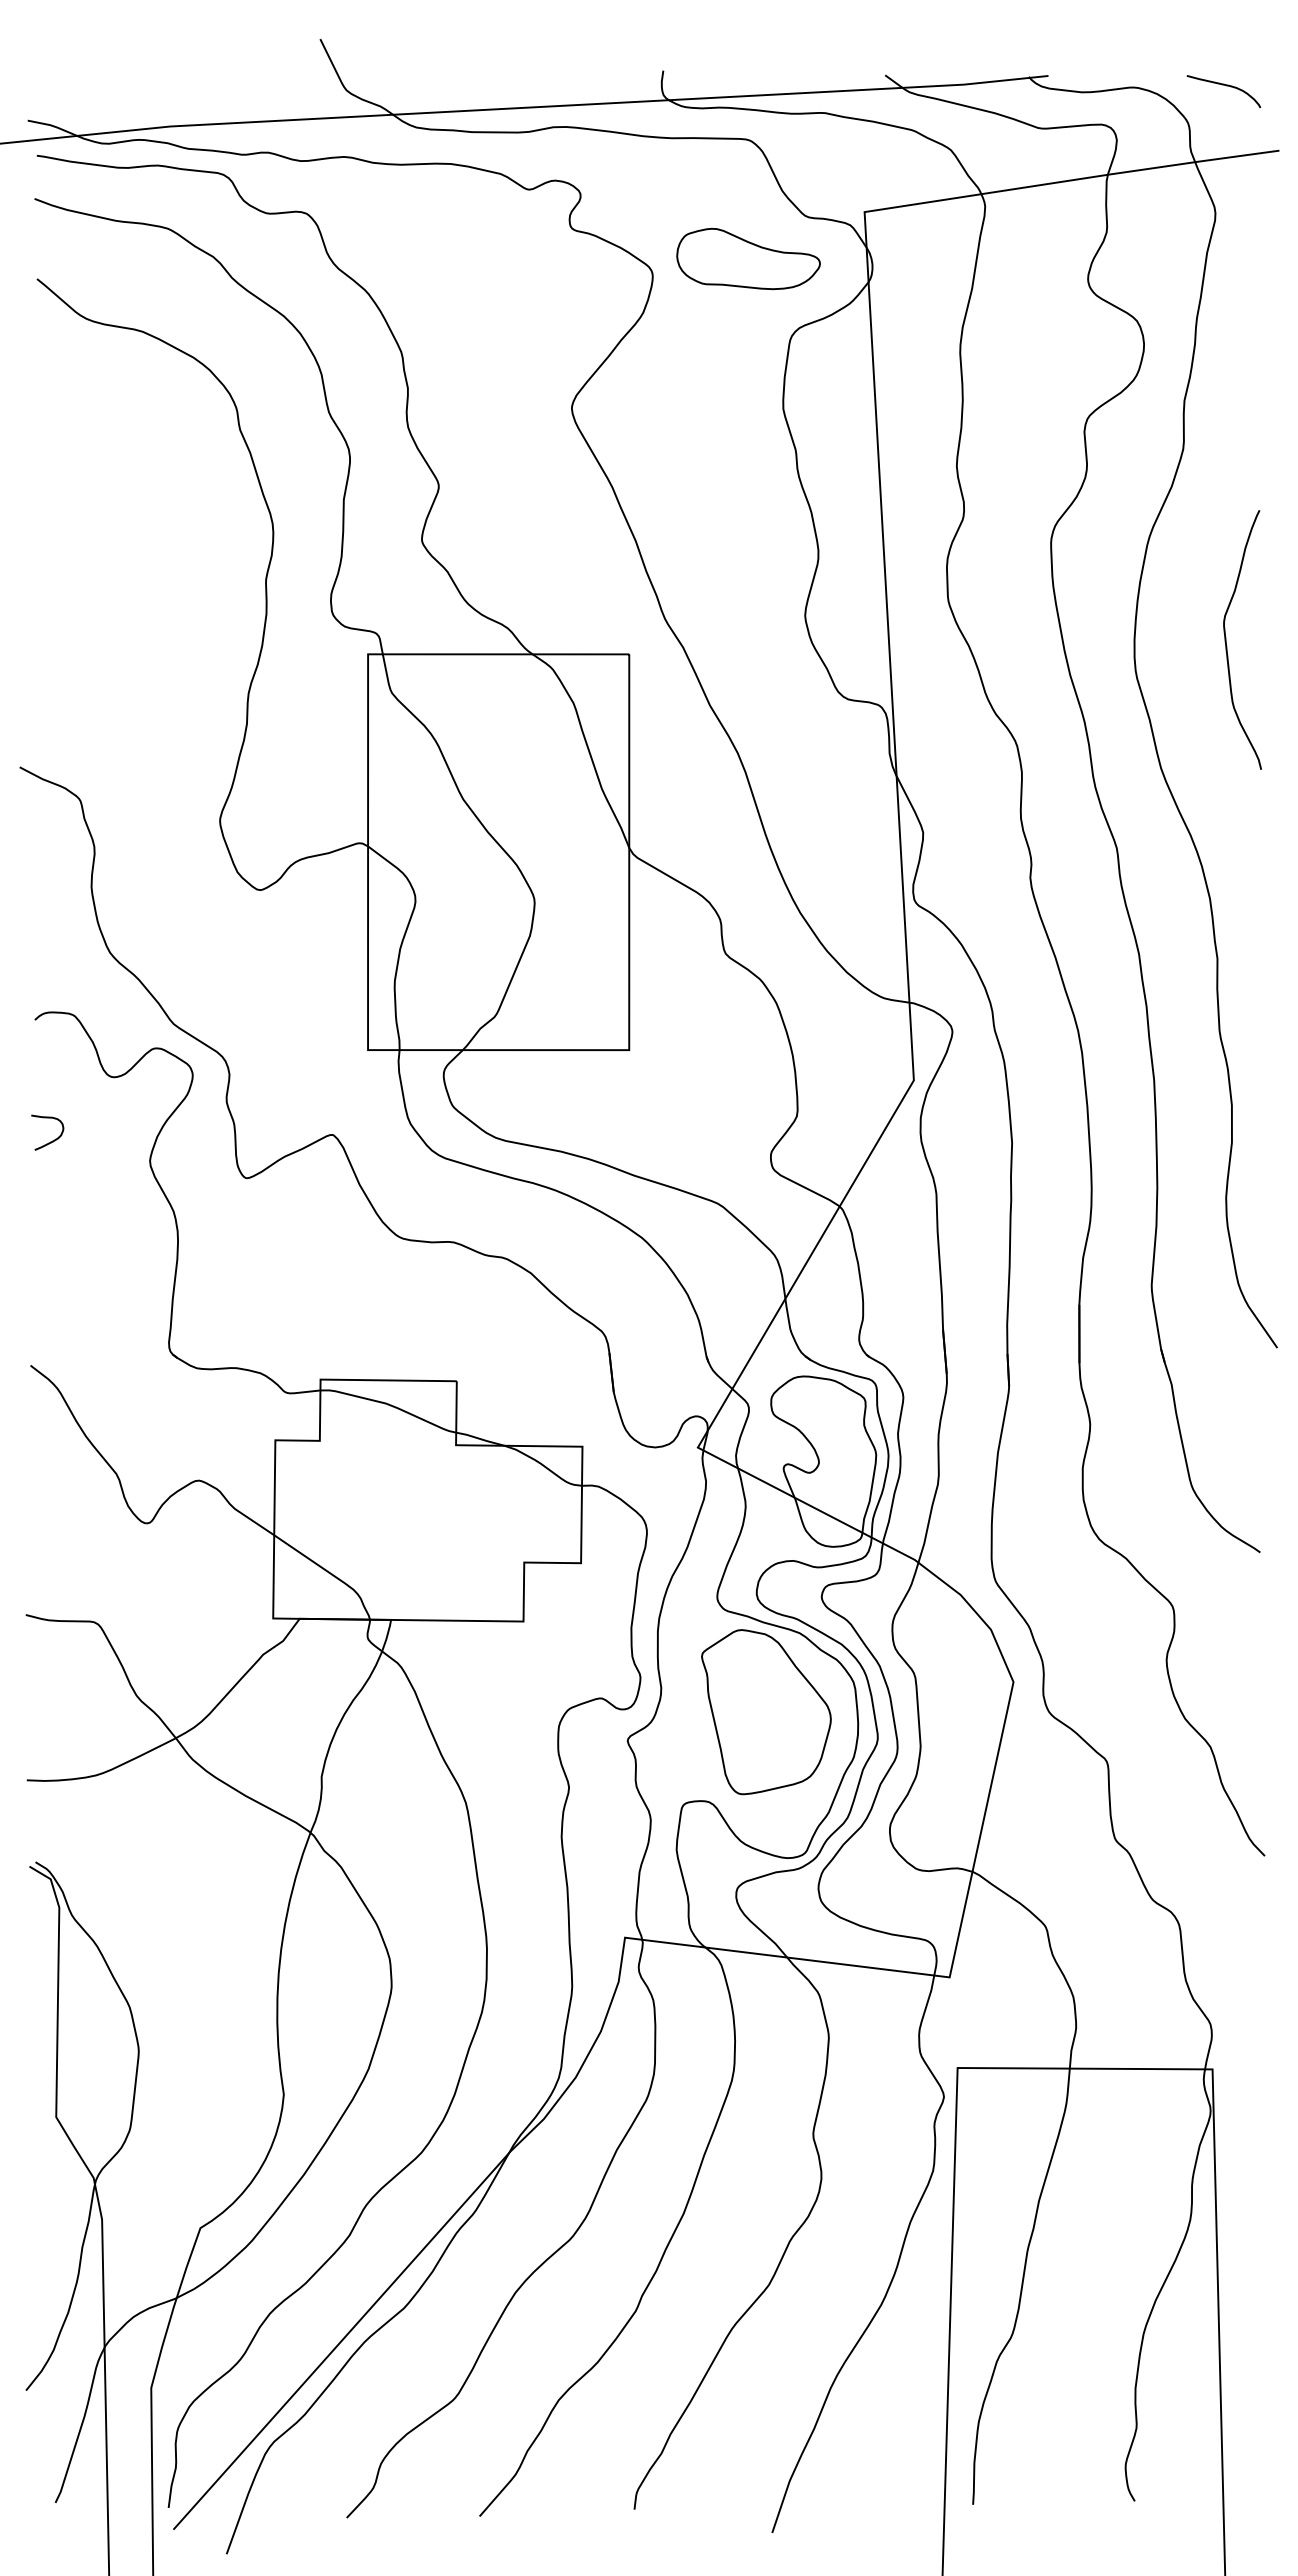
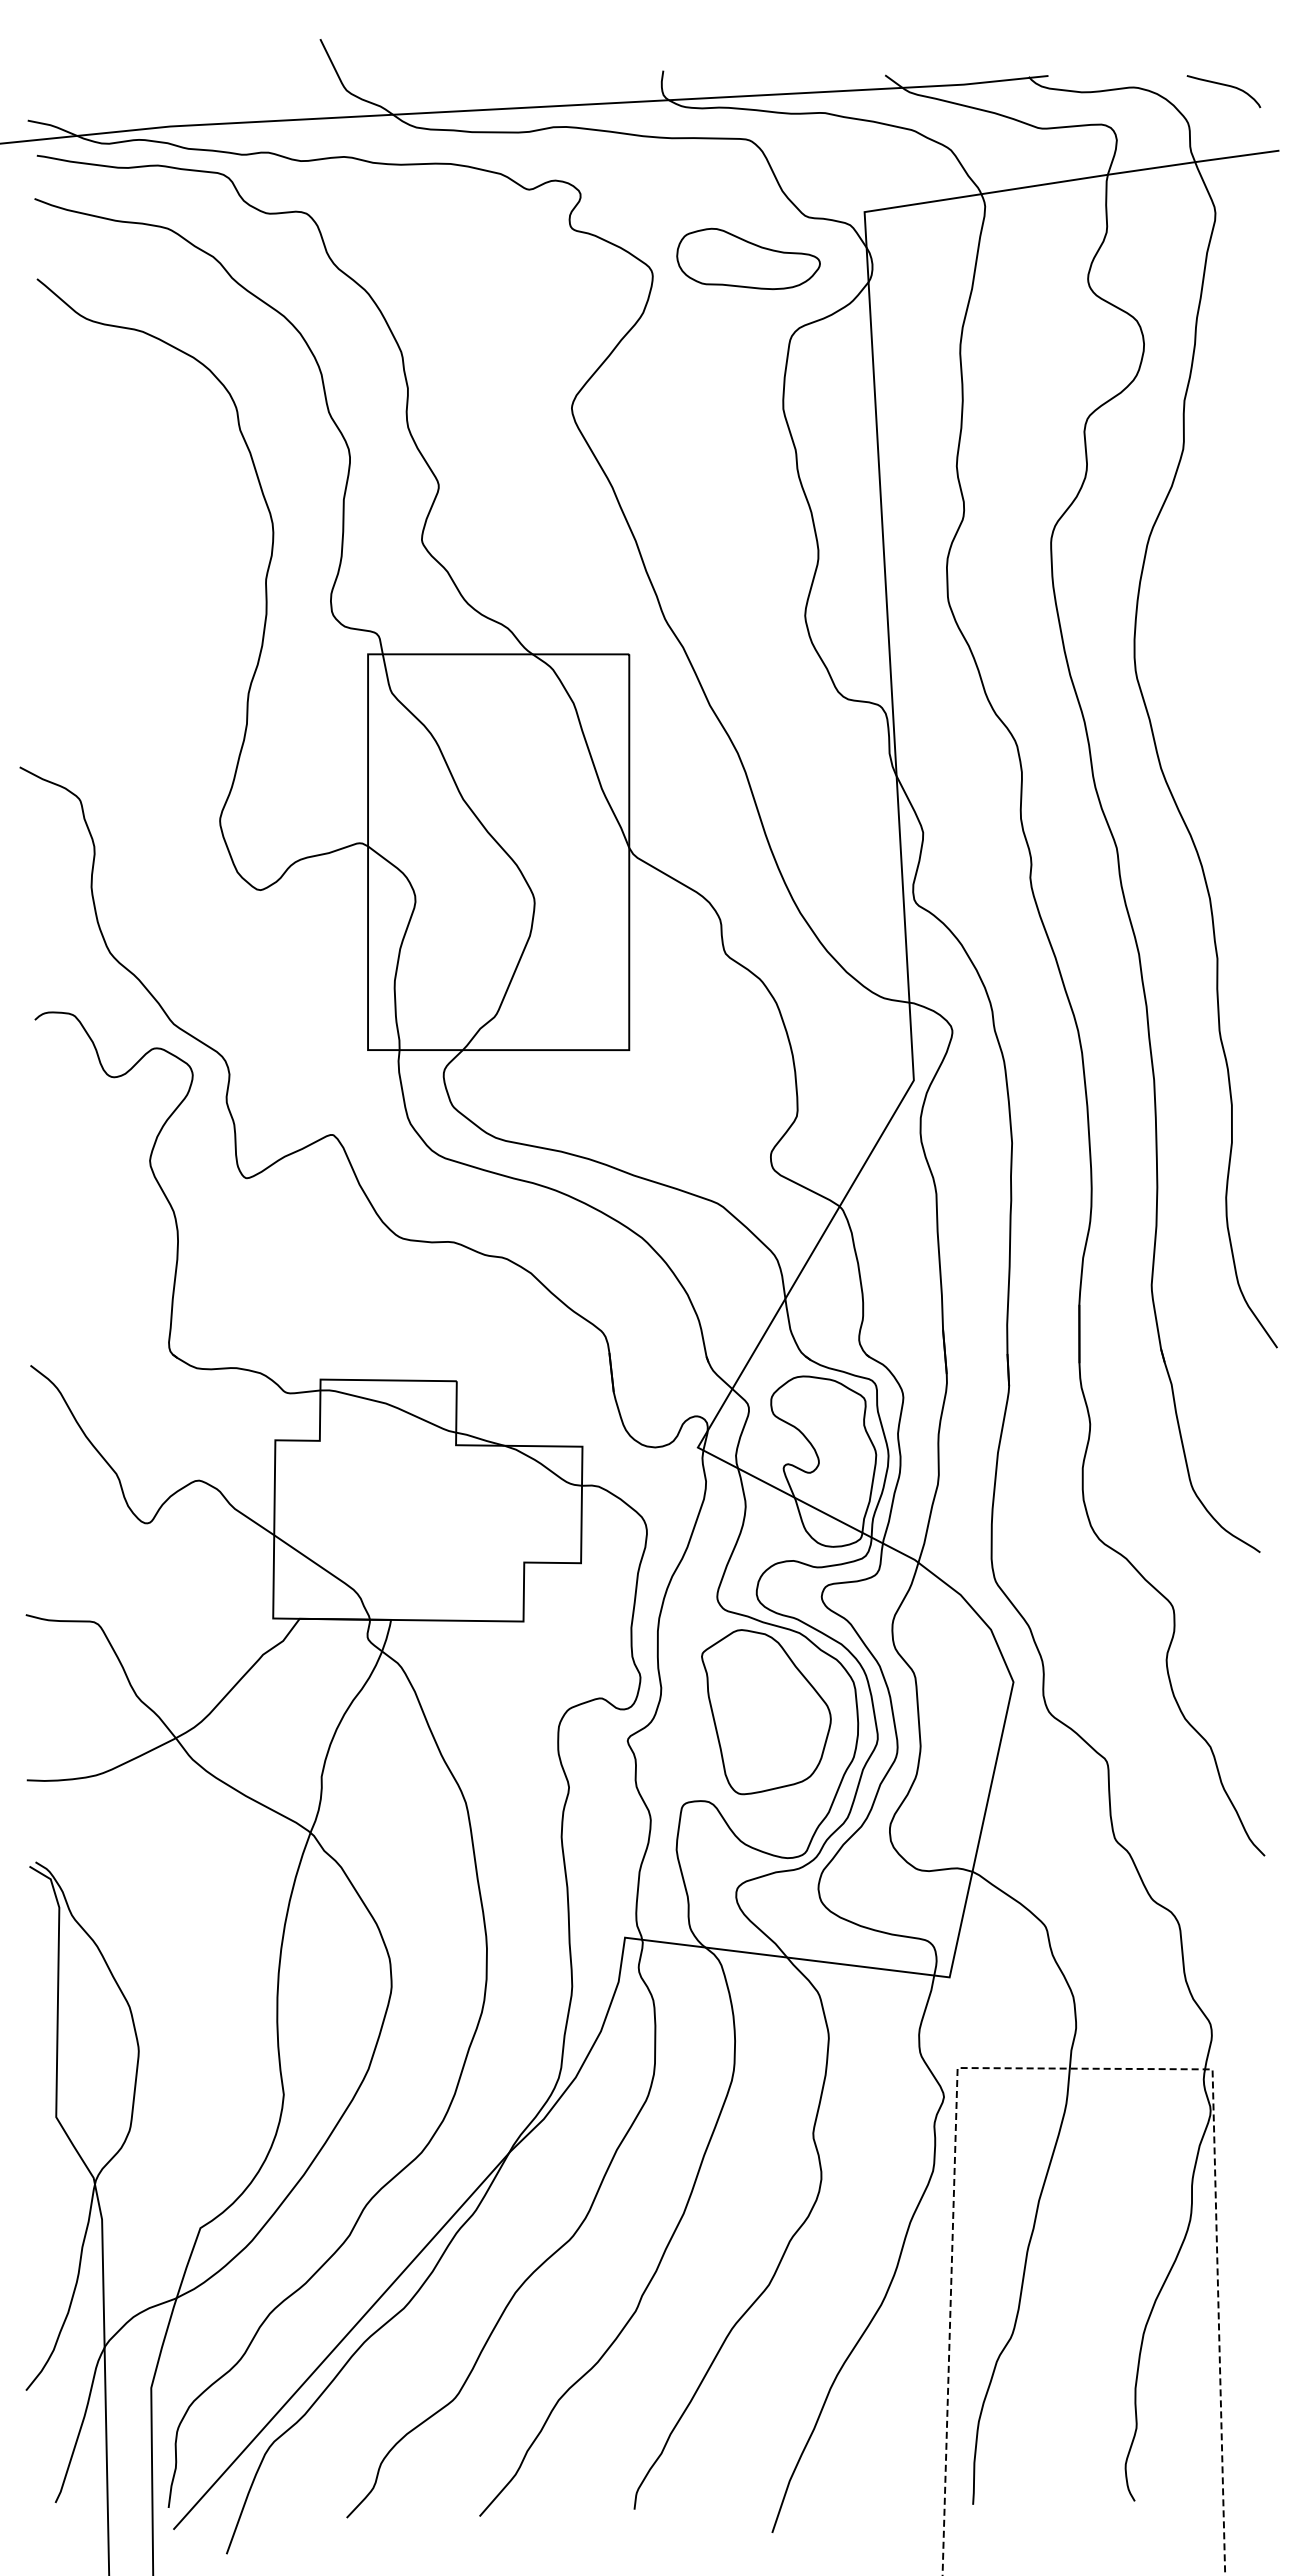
curve: present -> none (1226, 639)
curve: present -> none (52, 1140)
line: solid -> dashed (1084, 2068)
